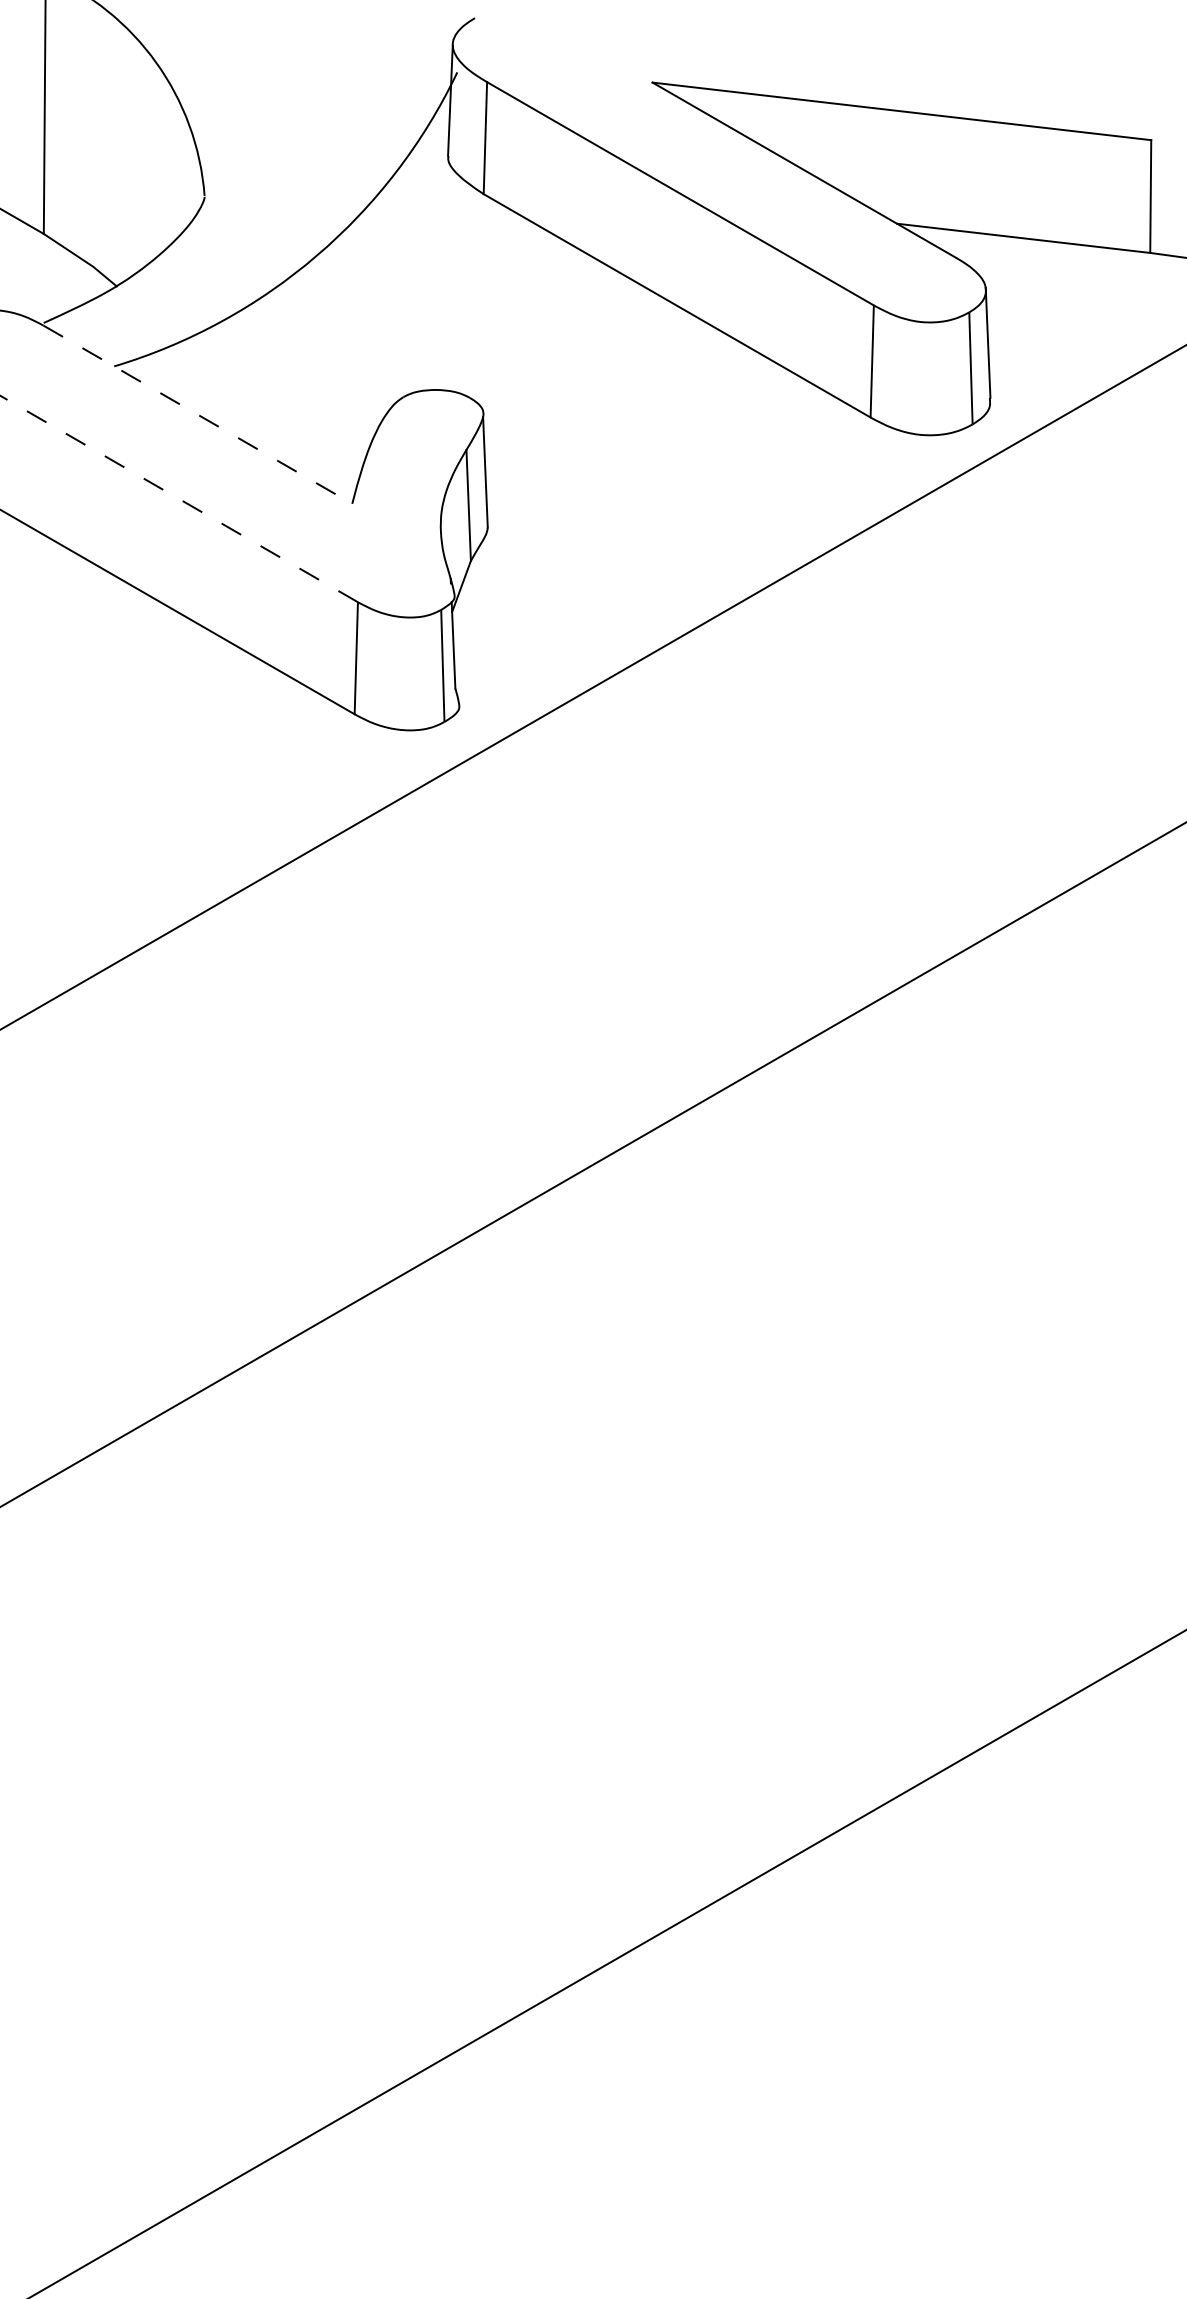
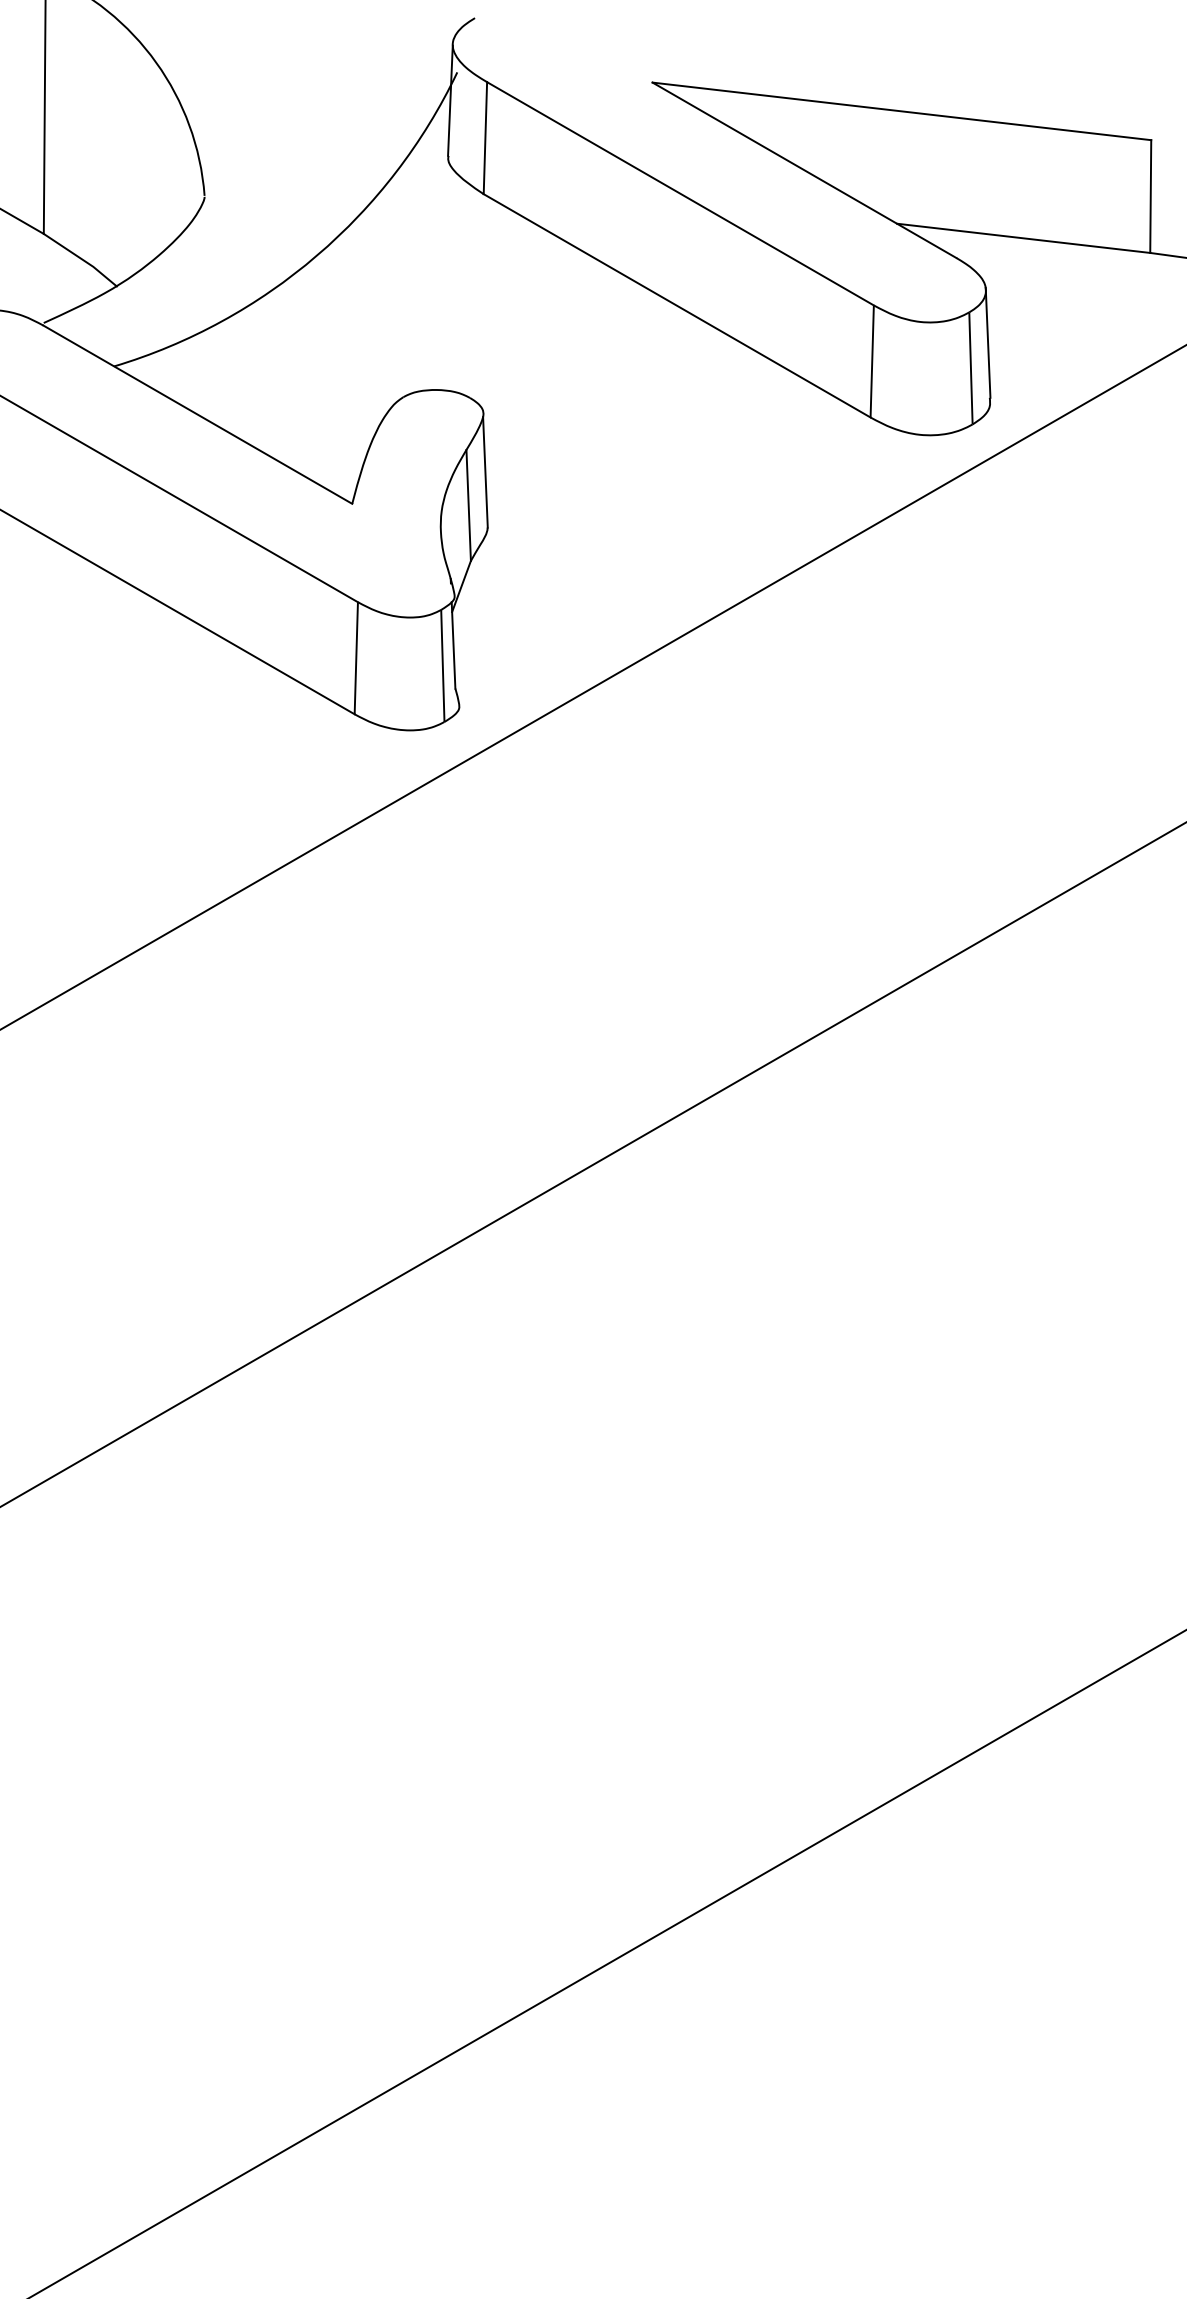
line: dashed -> solid (198, 414)
line: dashed -> solid (178, 498)
